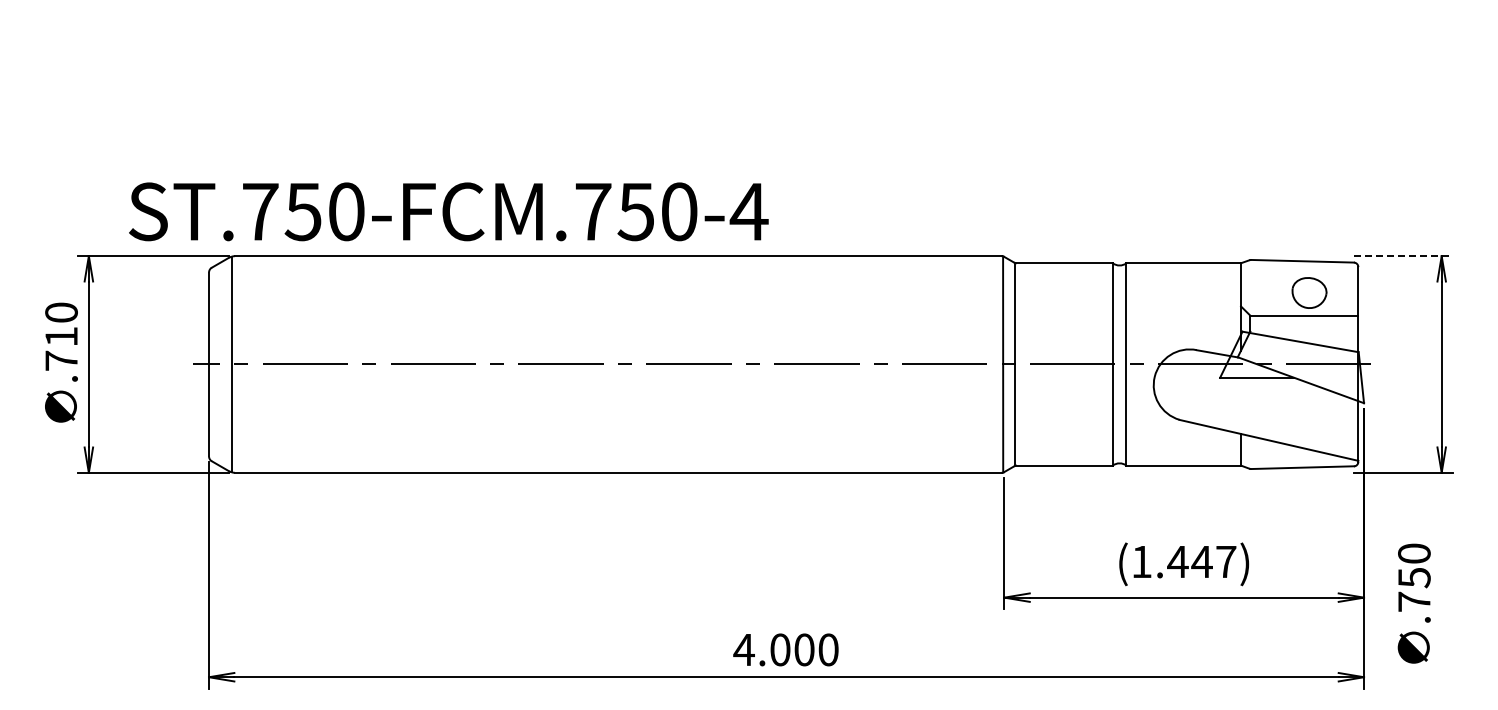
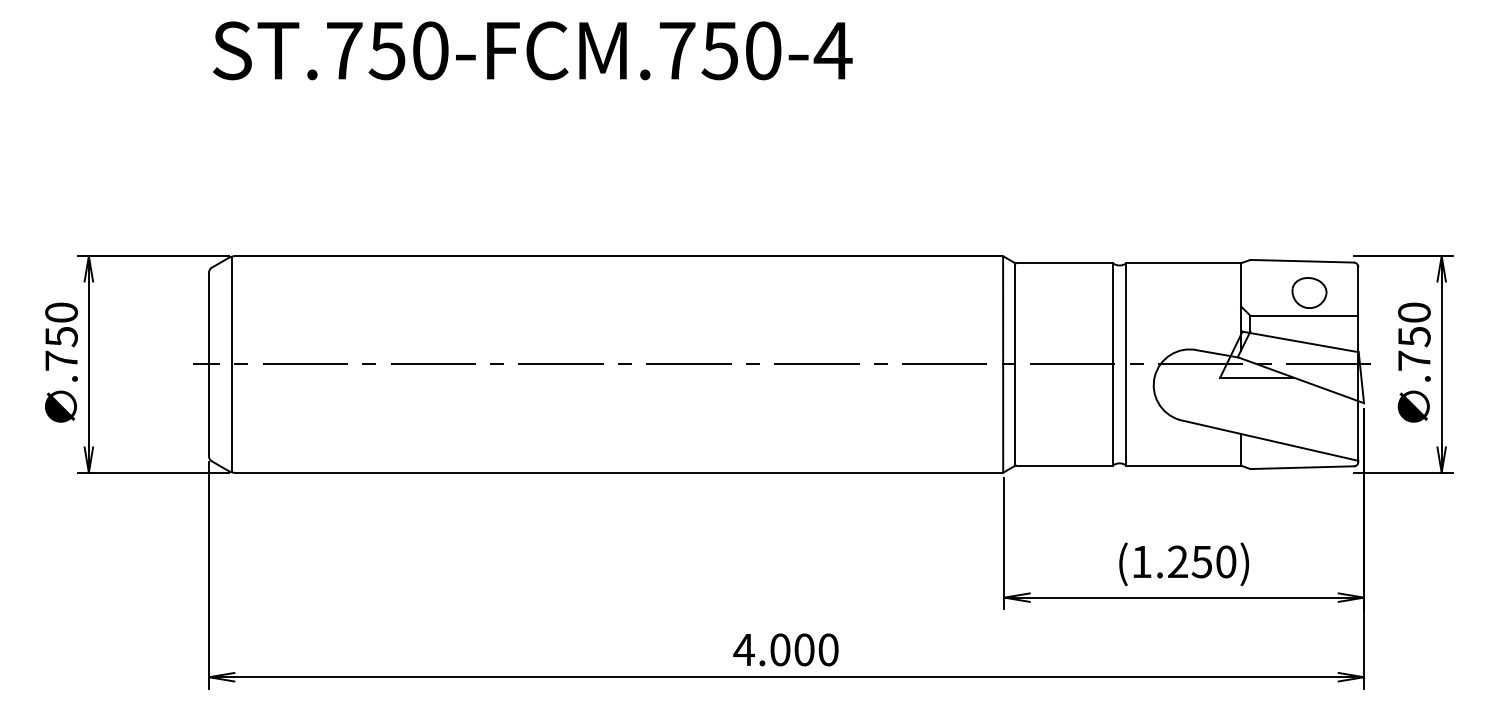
text position: (448, 211) -> (532, 50) (532, 50)
line: dashed -> solid (1404, 256)
text: .710 -> .750 (61, 337)
text: (1.447) -> (1.250) (1201, 561)
text position: (1413, 603) -> (1413, 362) (1413, 362)
